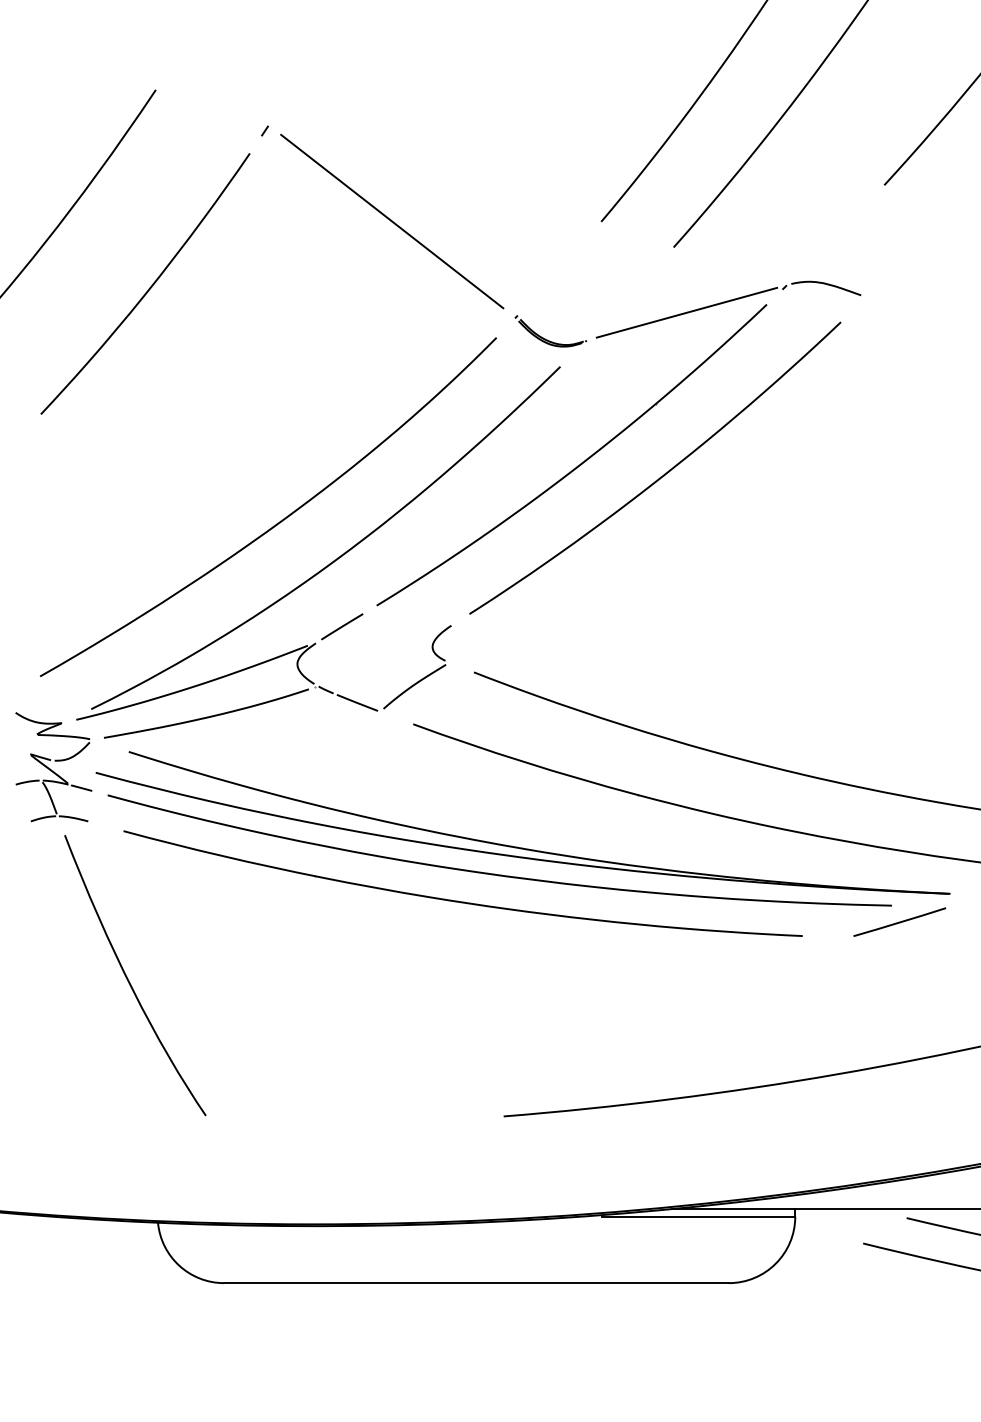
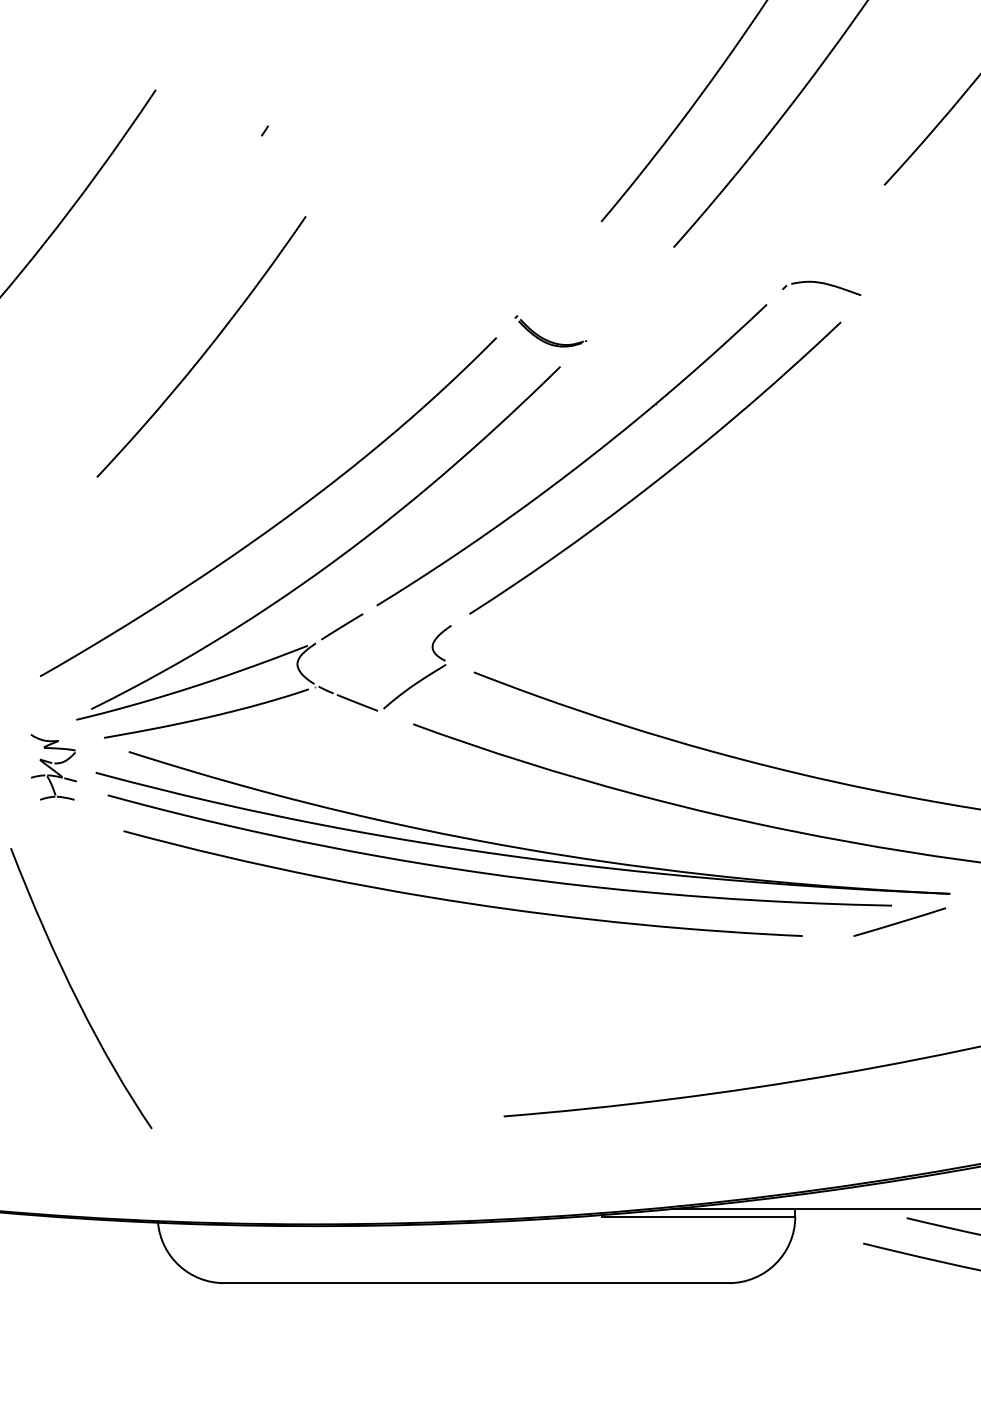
line: present -> none (392, 221)
curve position: (149, 287) -> (205, 350) (205, 350)
line: present -> none (686, 312)
part size: 78x111 px -> 47x67 px (53, 767)
curve position: (128, 978) -> (74, 991) (74, 991)
